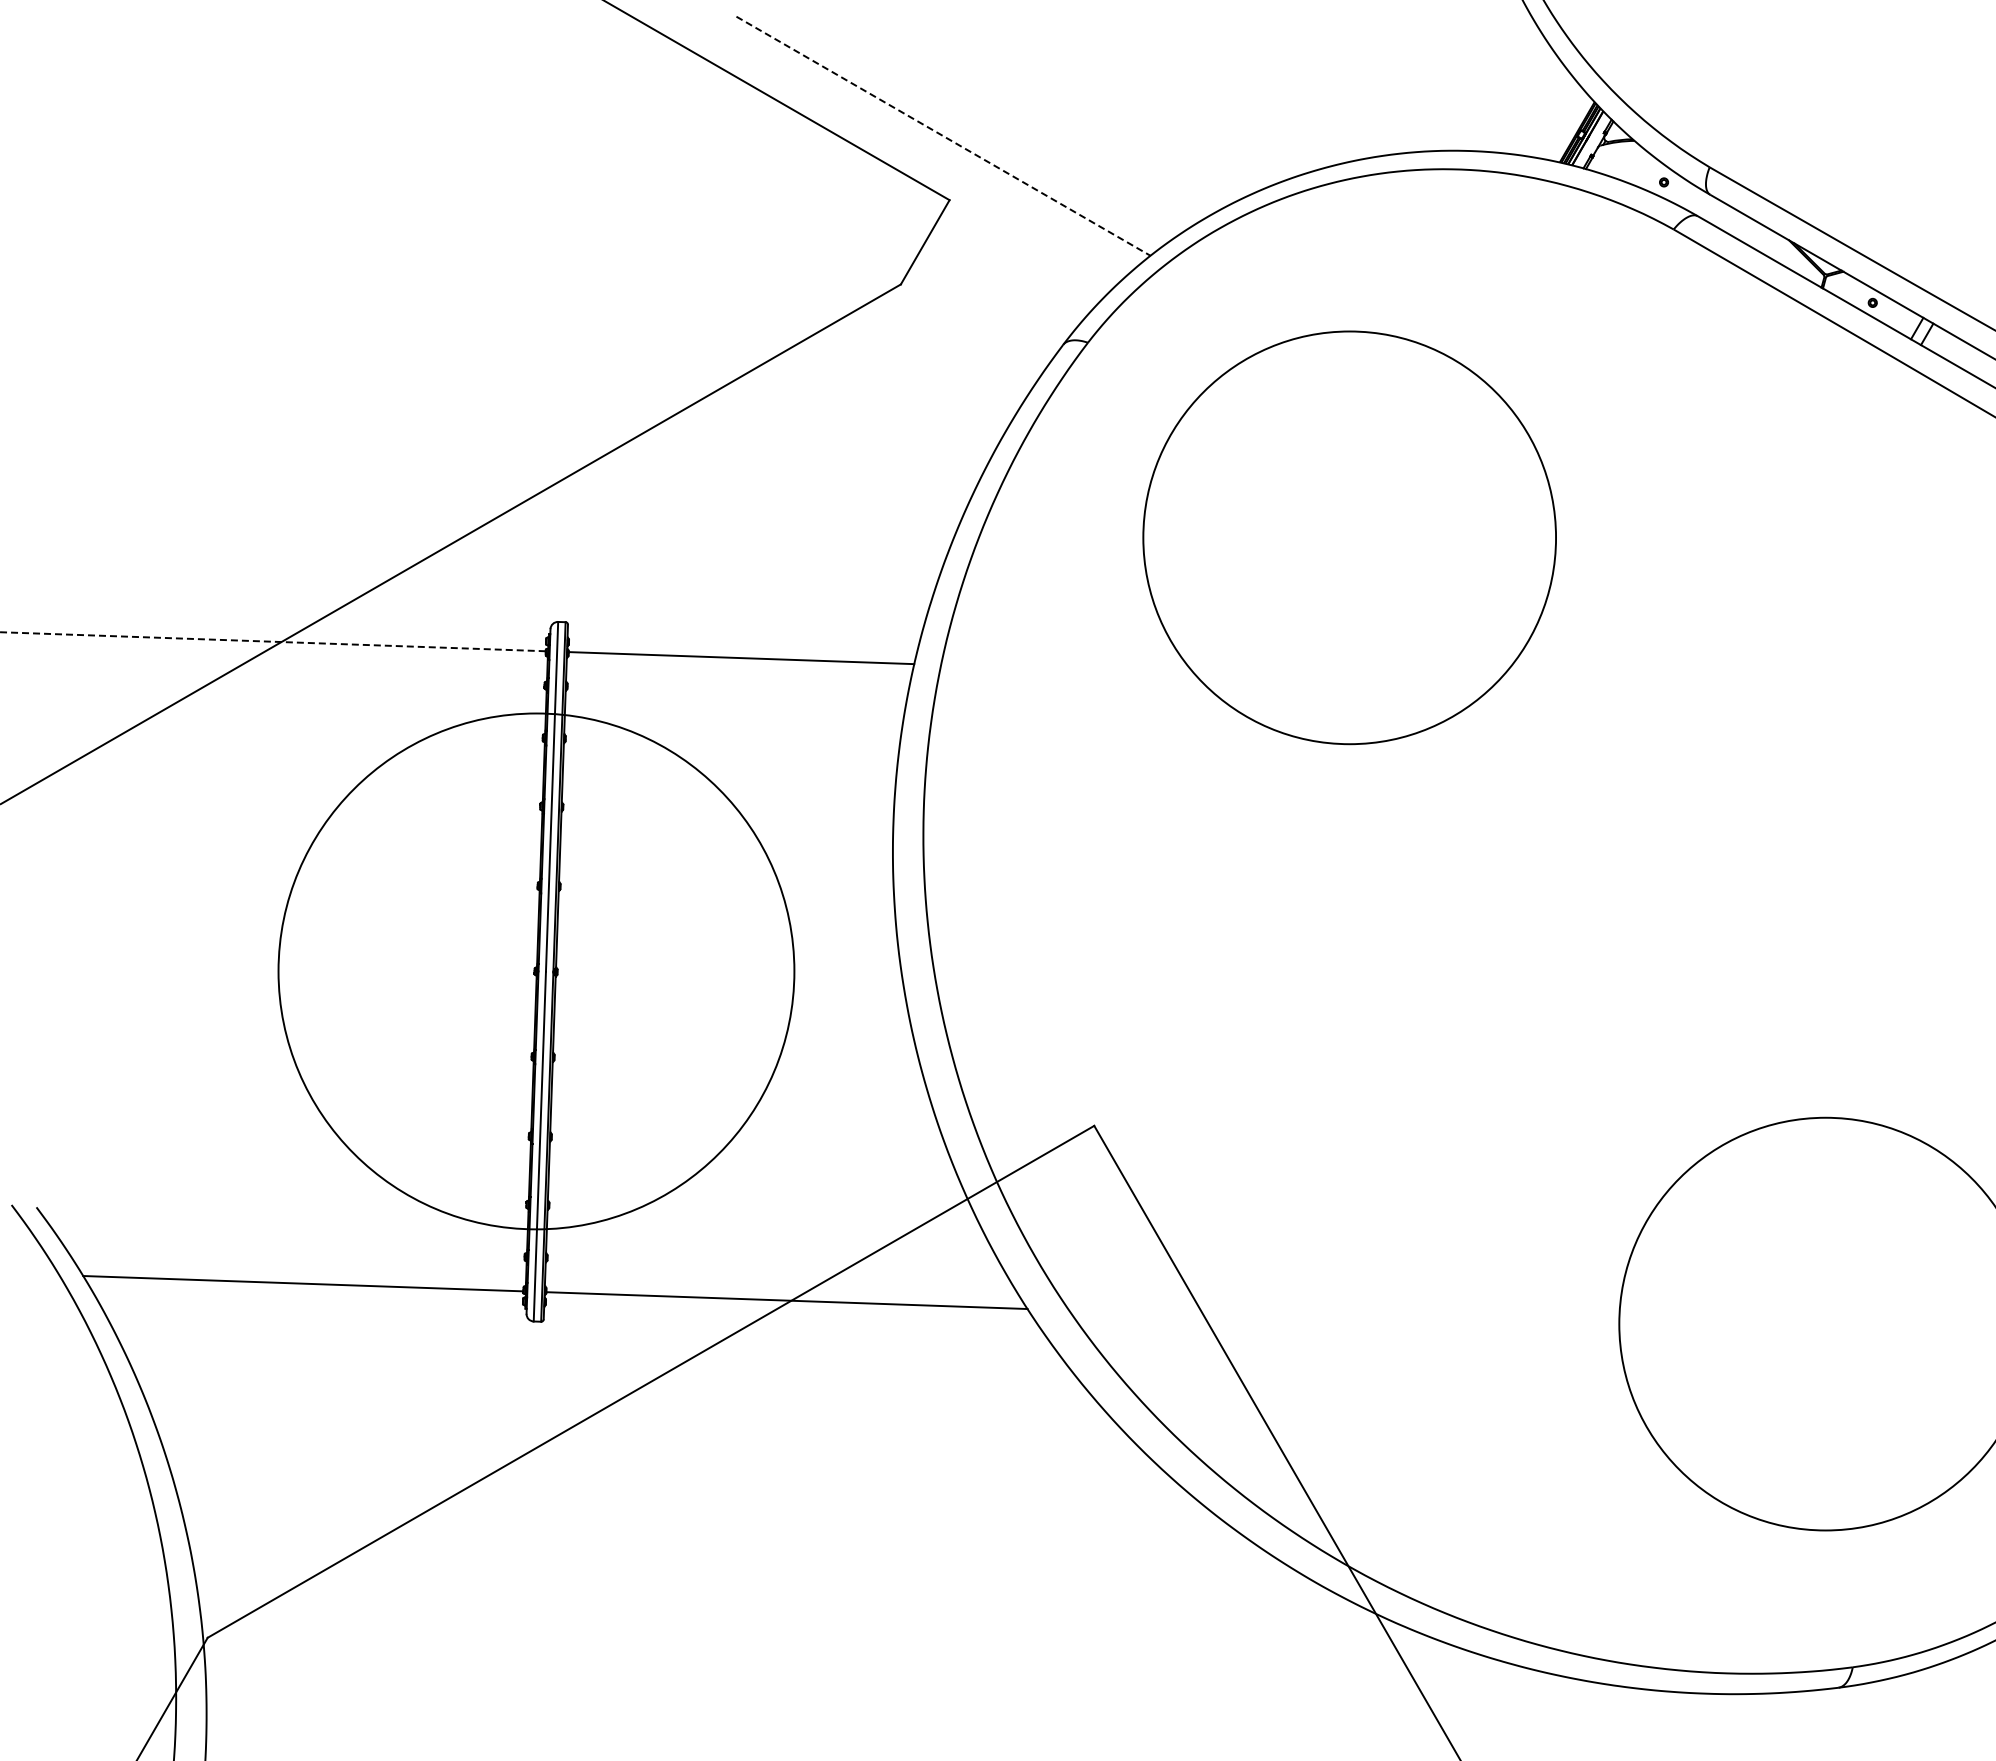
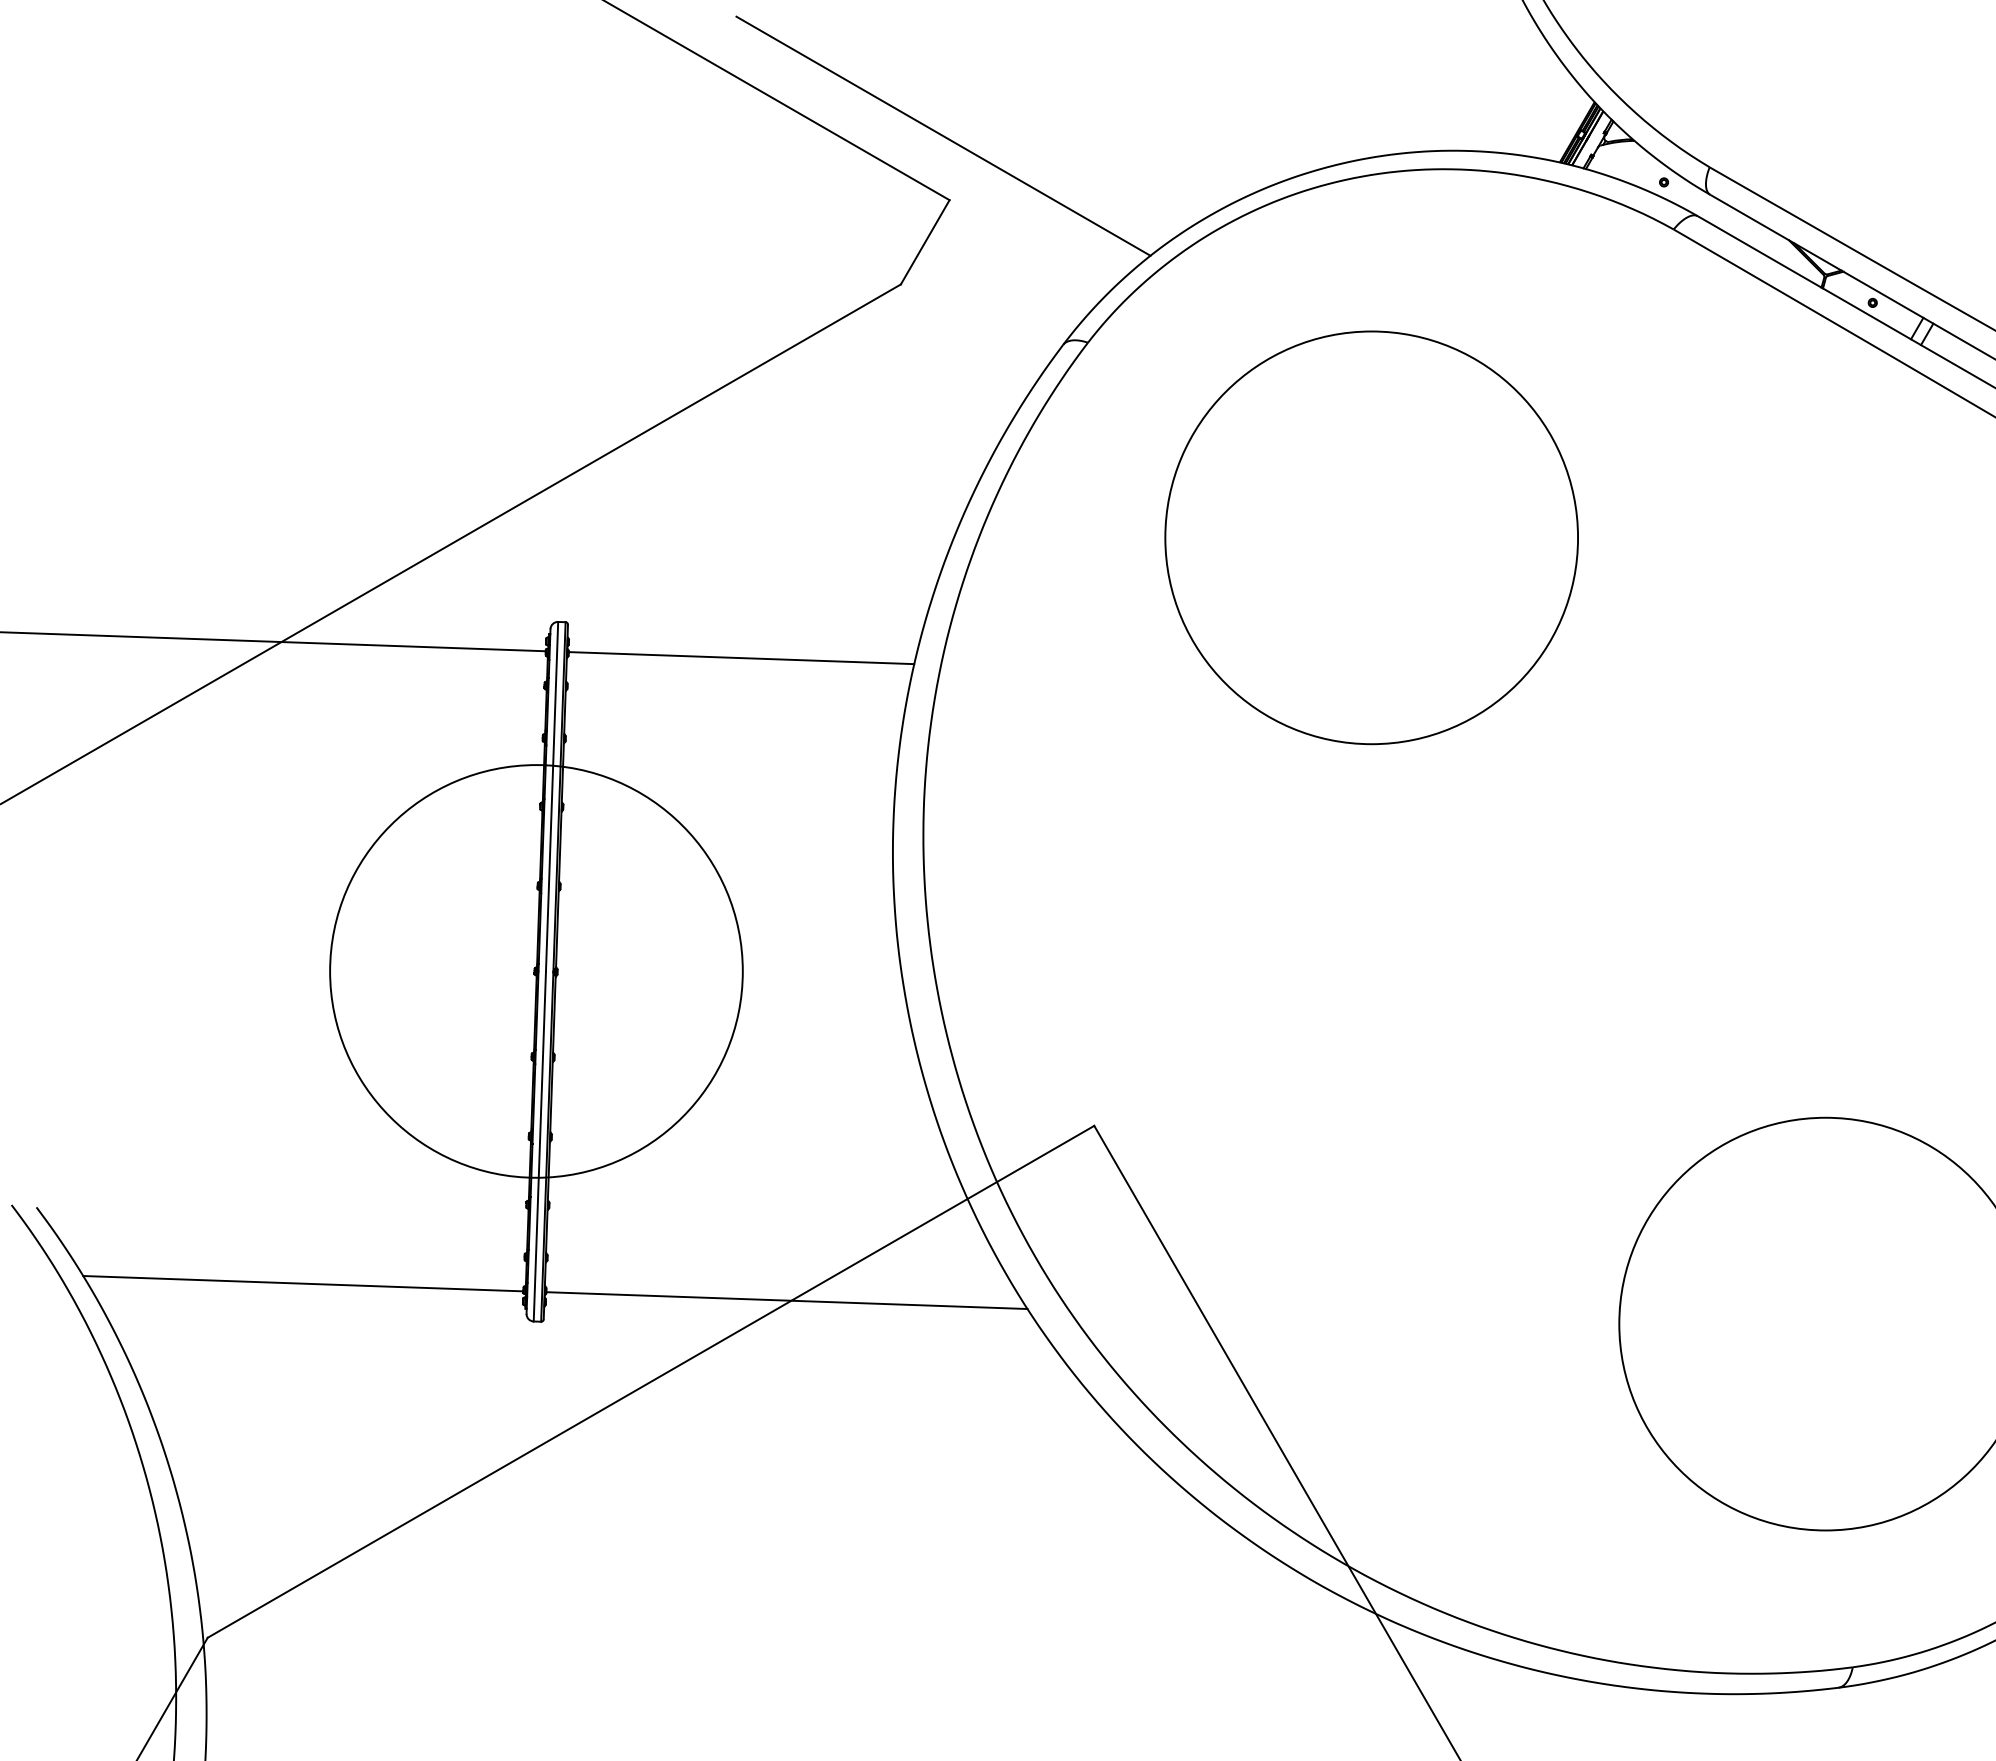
line: dashed -> solid (943, 136)
circle position: (1349, 537) -> (1371, 537) (1371, 537)
line: dashed -> solid (273, 641)
circle diameter: 516 px -> 413 px (536, 971)
